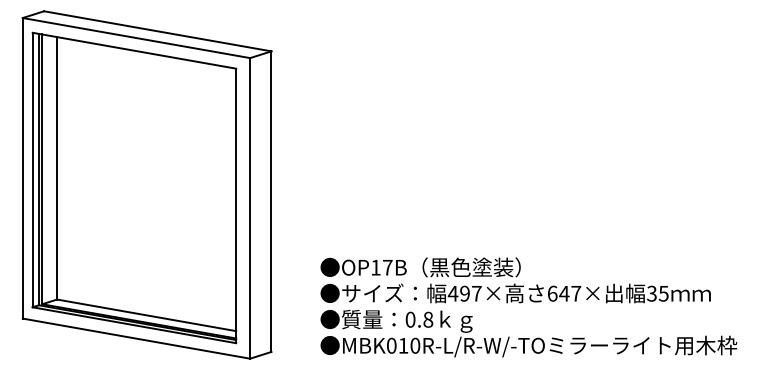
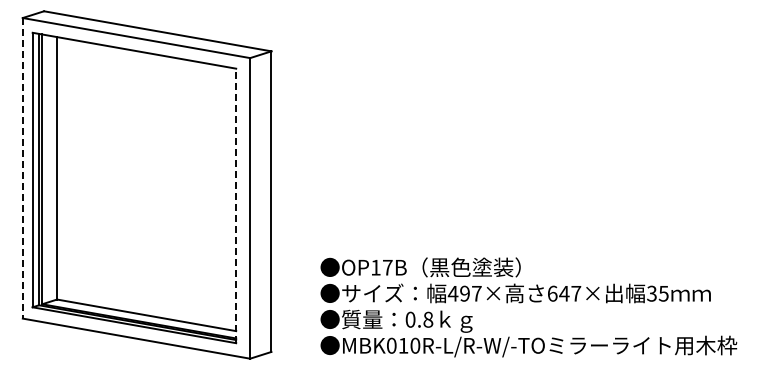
line: solid -> dashed (22, 168)
line: solid -> dashed (236, 205)
